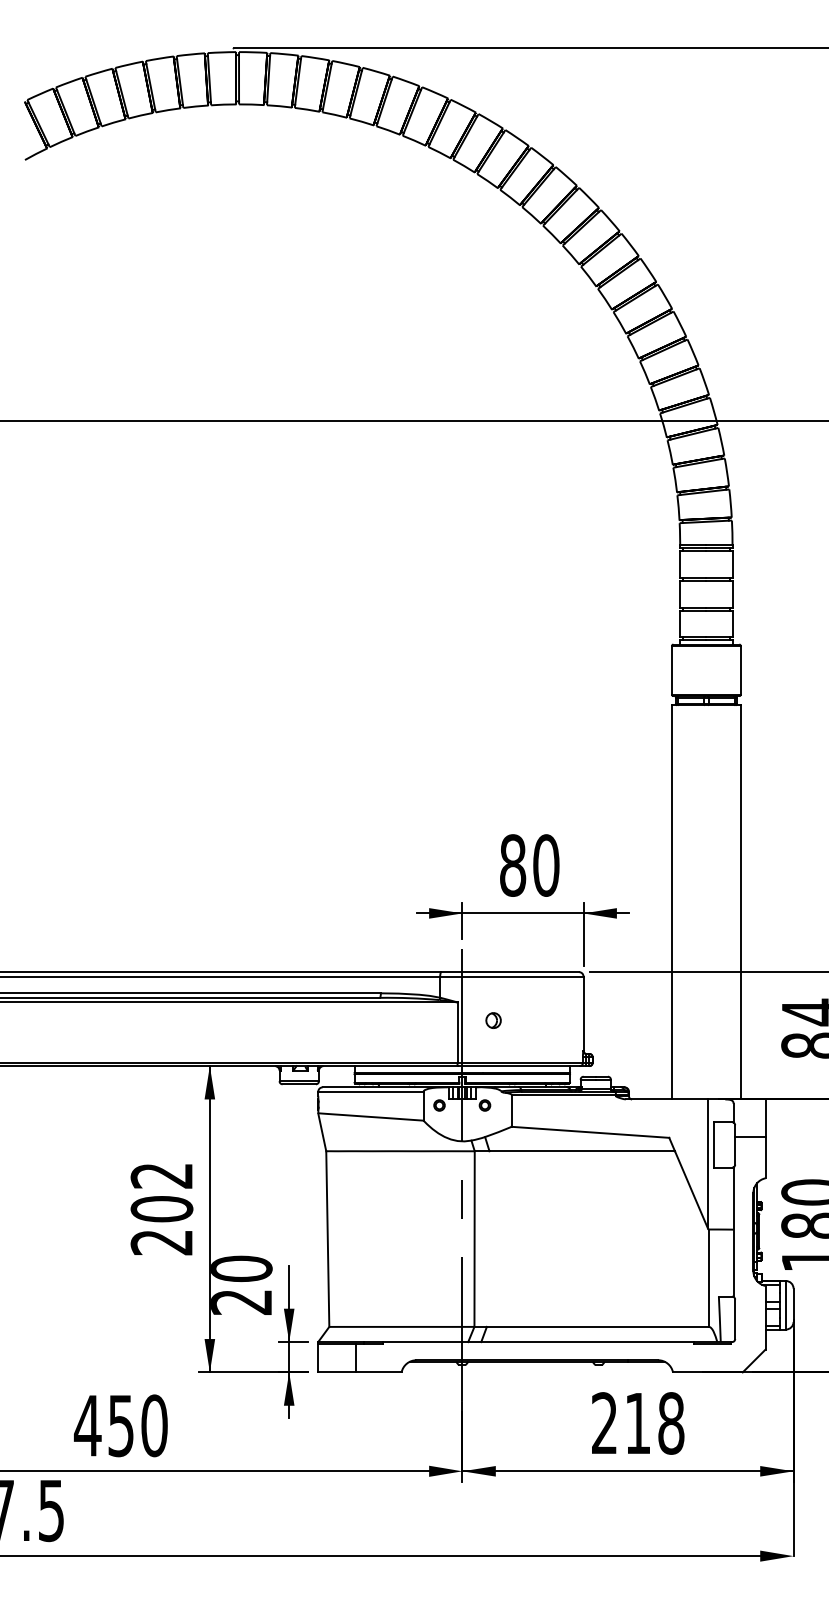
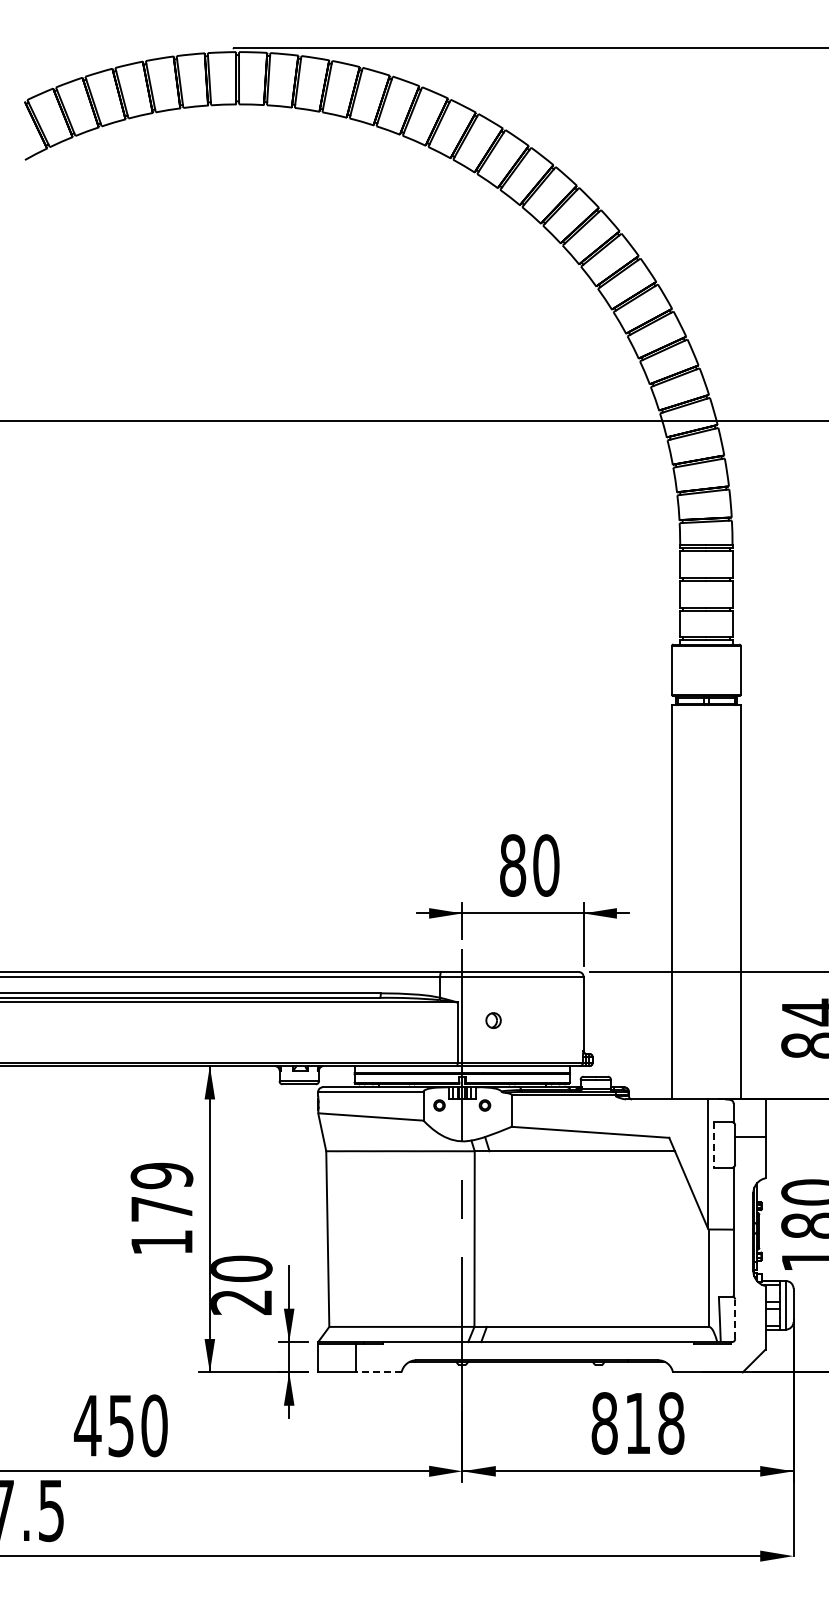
line: solid -> dashed (714, 1144)
text: 202 -> 179 (161, 1208)
line: solid -> dashed (735, 1319)
line: solid -> dashed (378, 1372)
text: 218 -> 818 (604, 1423)
